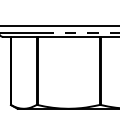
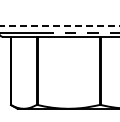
line: solid -> dashed (59, 26)
